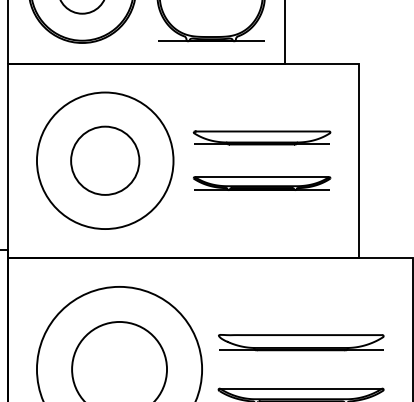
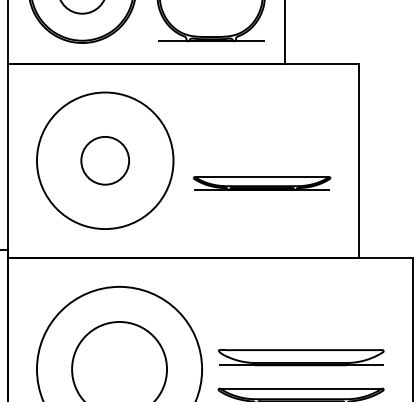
part: present -> none (261, 137)
circle diameter: 68 px -> 48 px (105, 160)
part position: (301, 342) -> (301, 357) (301, 357)
